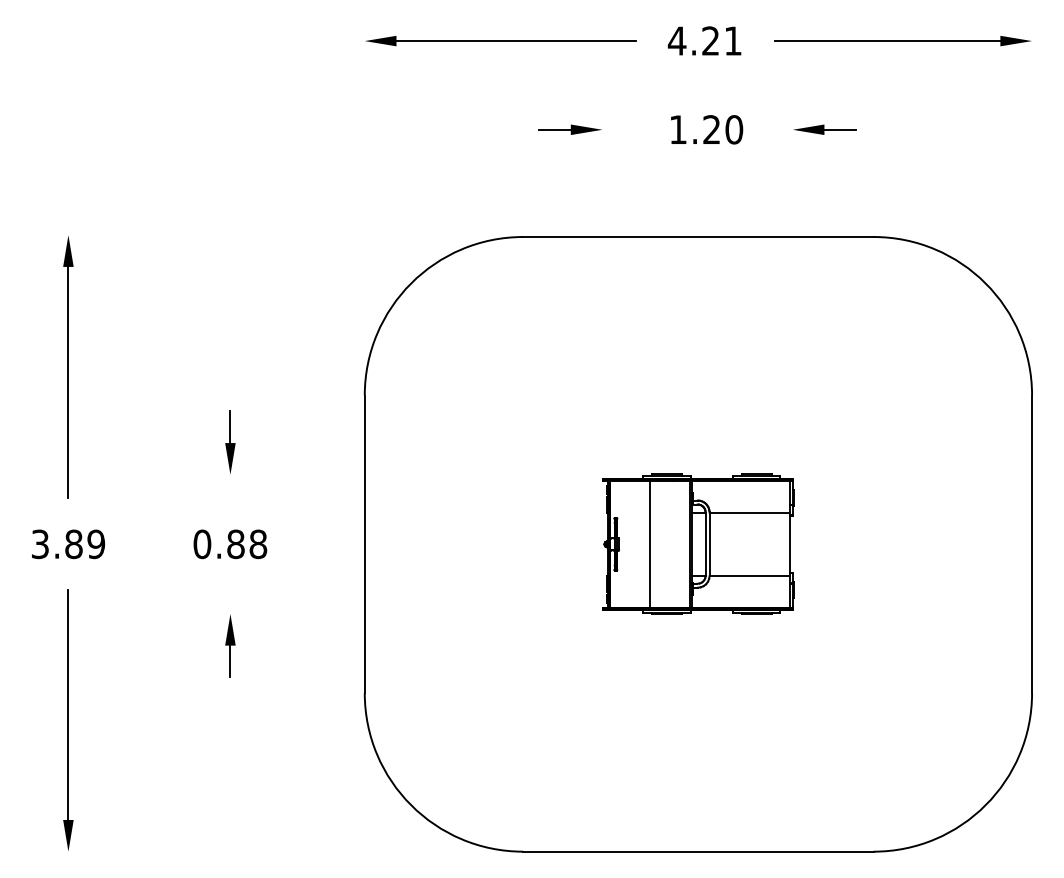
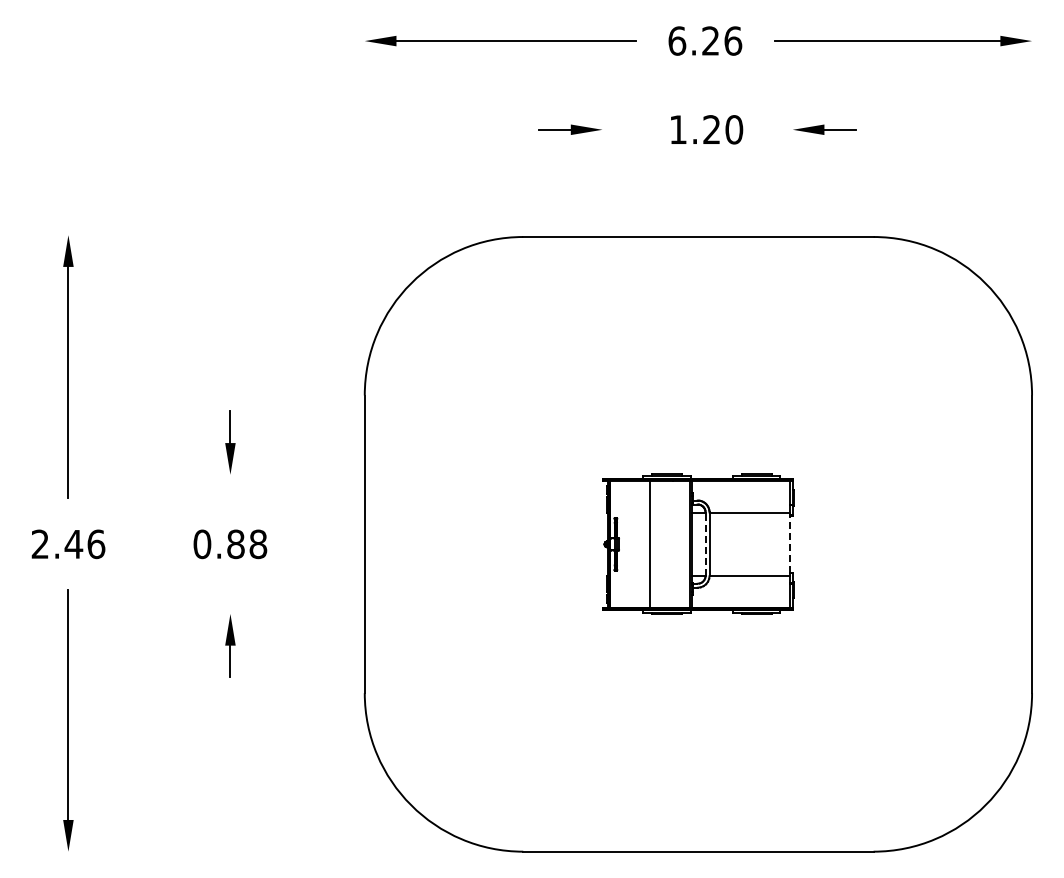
text: 4.21 -> 6.26 (704, 40)
text: 3.89 -> 2.46 (68, 544)
line: solid -> dashed (705, 544)
line: solid -> dashed (790, 544)
